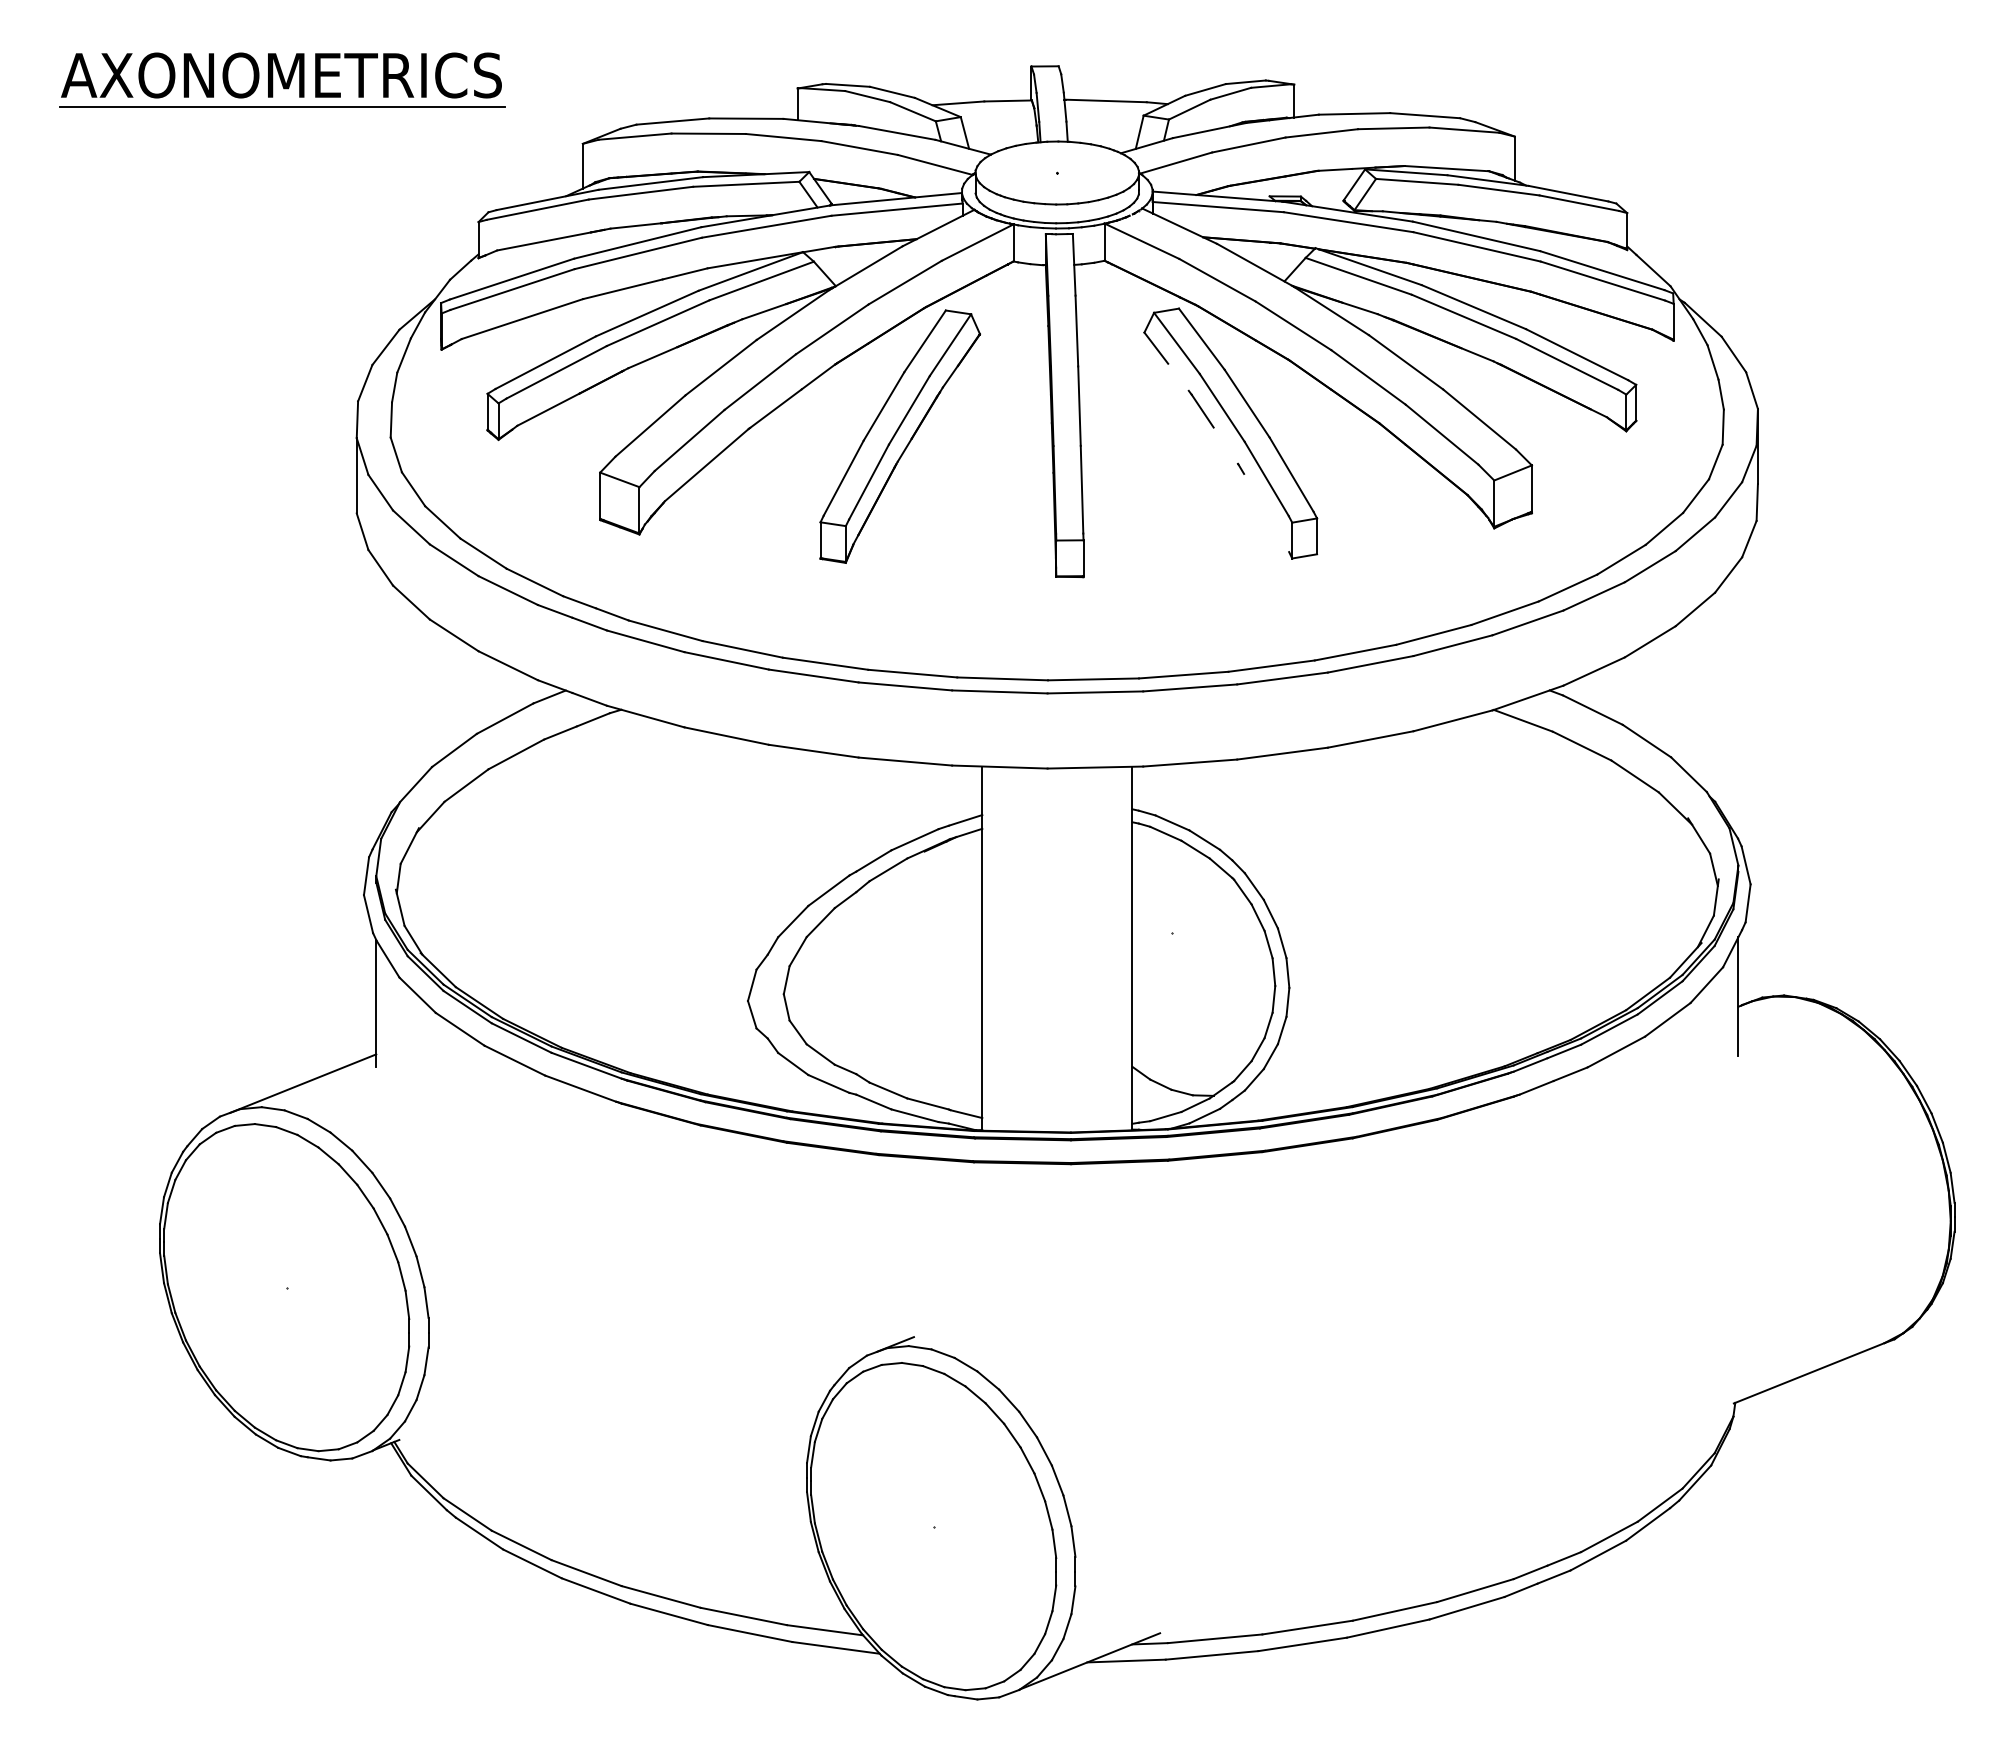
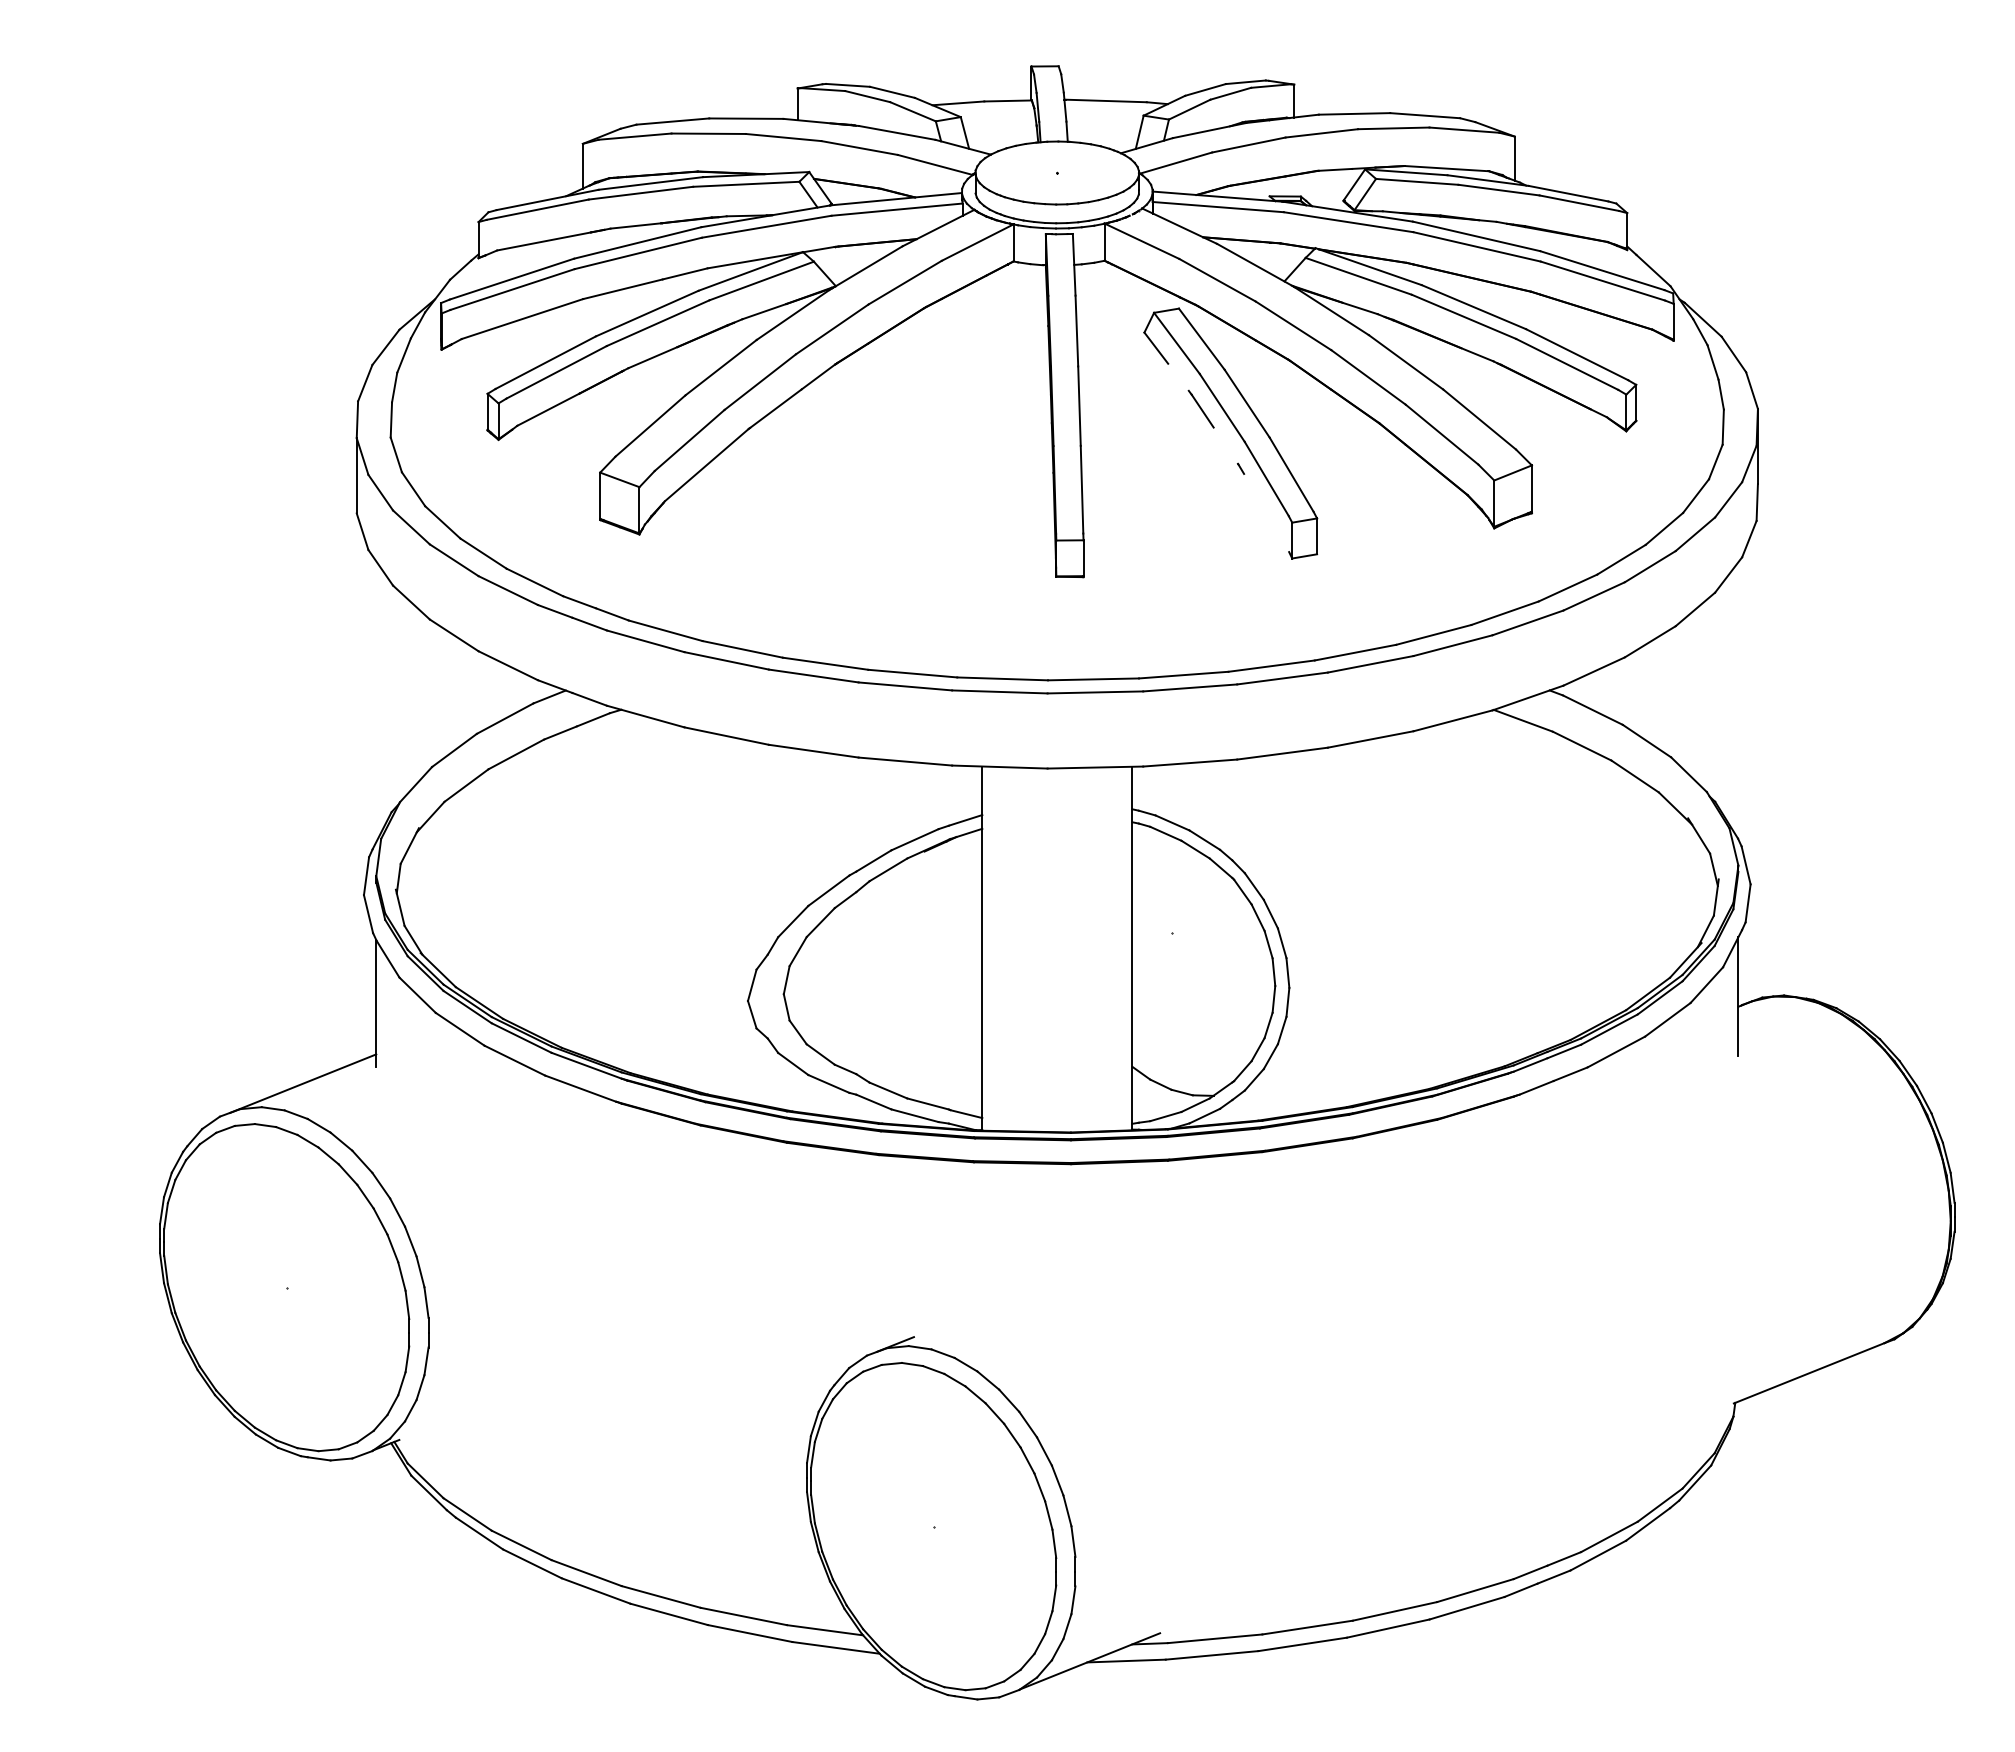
part: present -> none (282, 79)
part: present -> none (899, 436)
